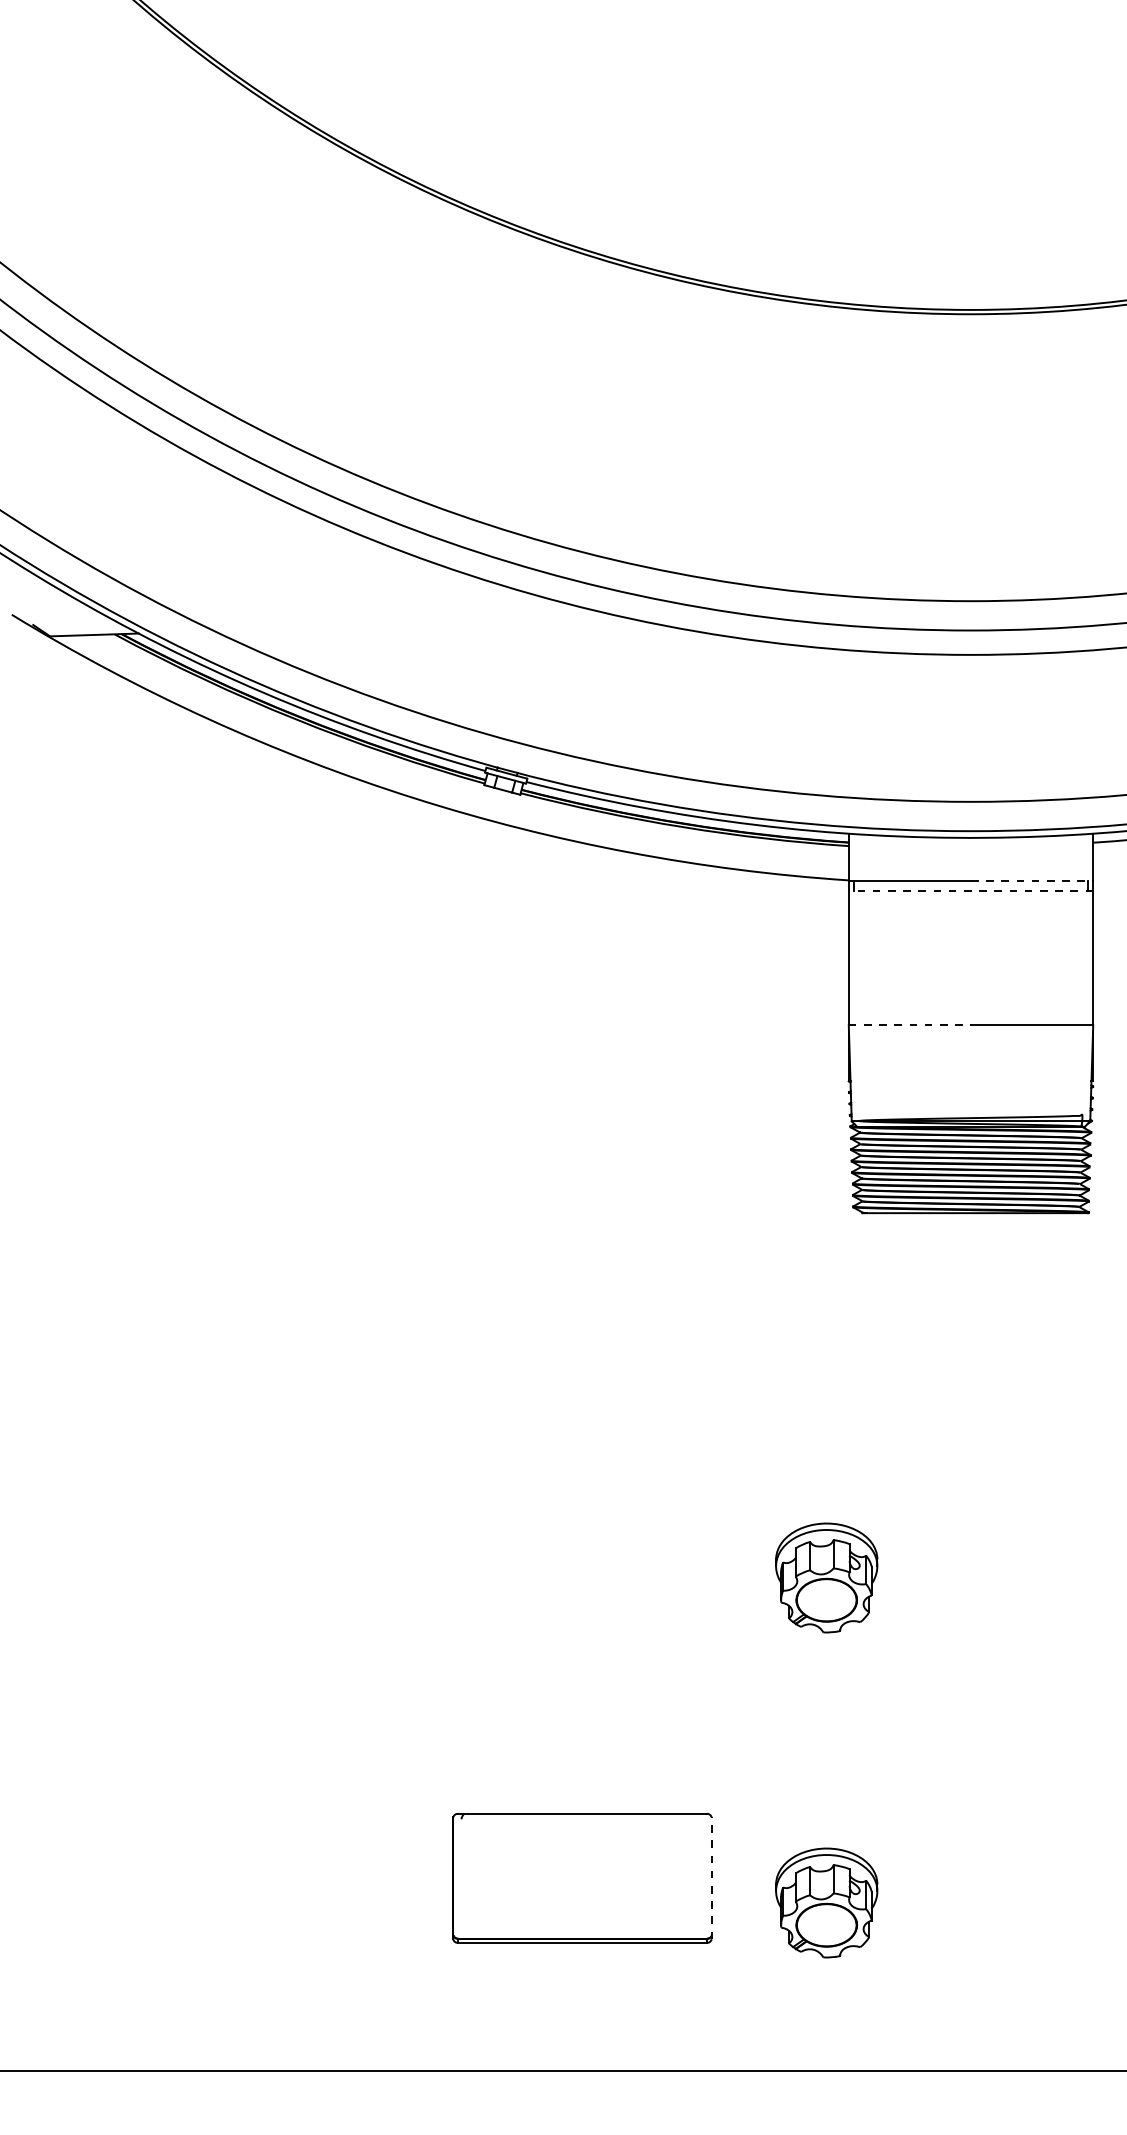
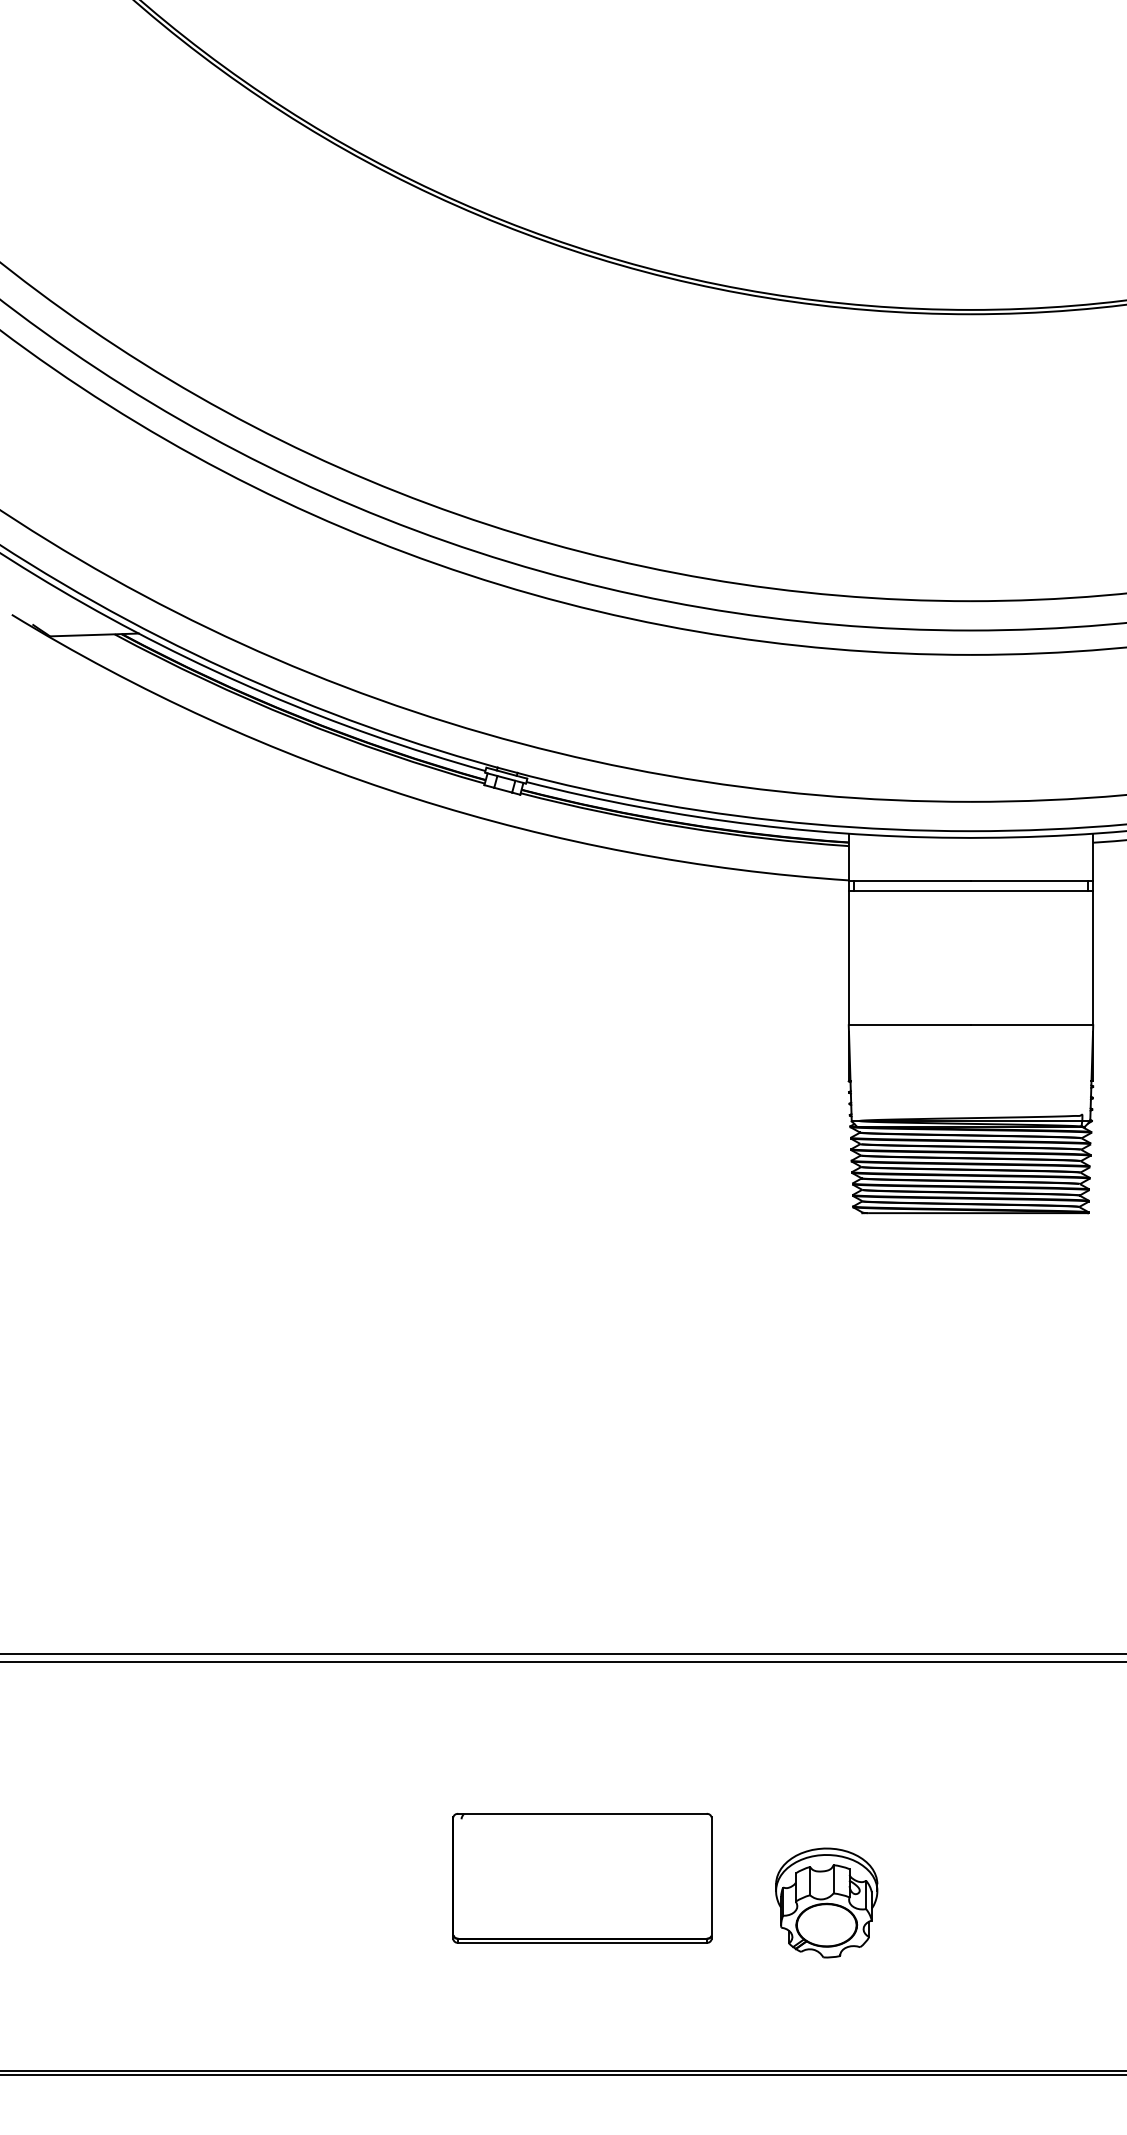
line: dashed -> solid (1032, 880)
line: dashed -> solid (970, 890)
line: dashed -> solid (910, 1025)
part: present -> none (826, 1577)
line: none -> present (562, 1653)
line: none -> present (562, 1662)
line: dashed -> solid (711, 1878)
line: none -> present (562, 2074)
